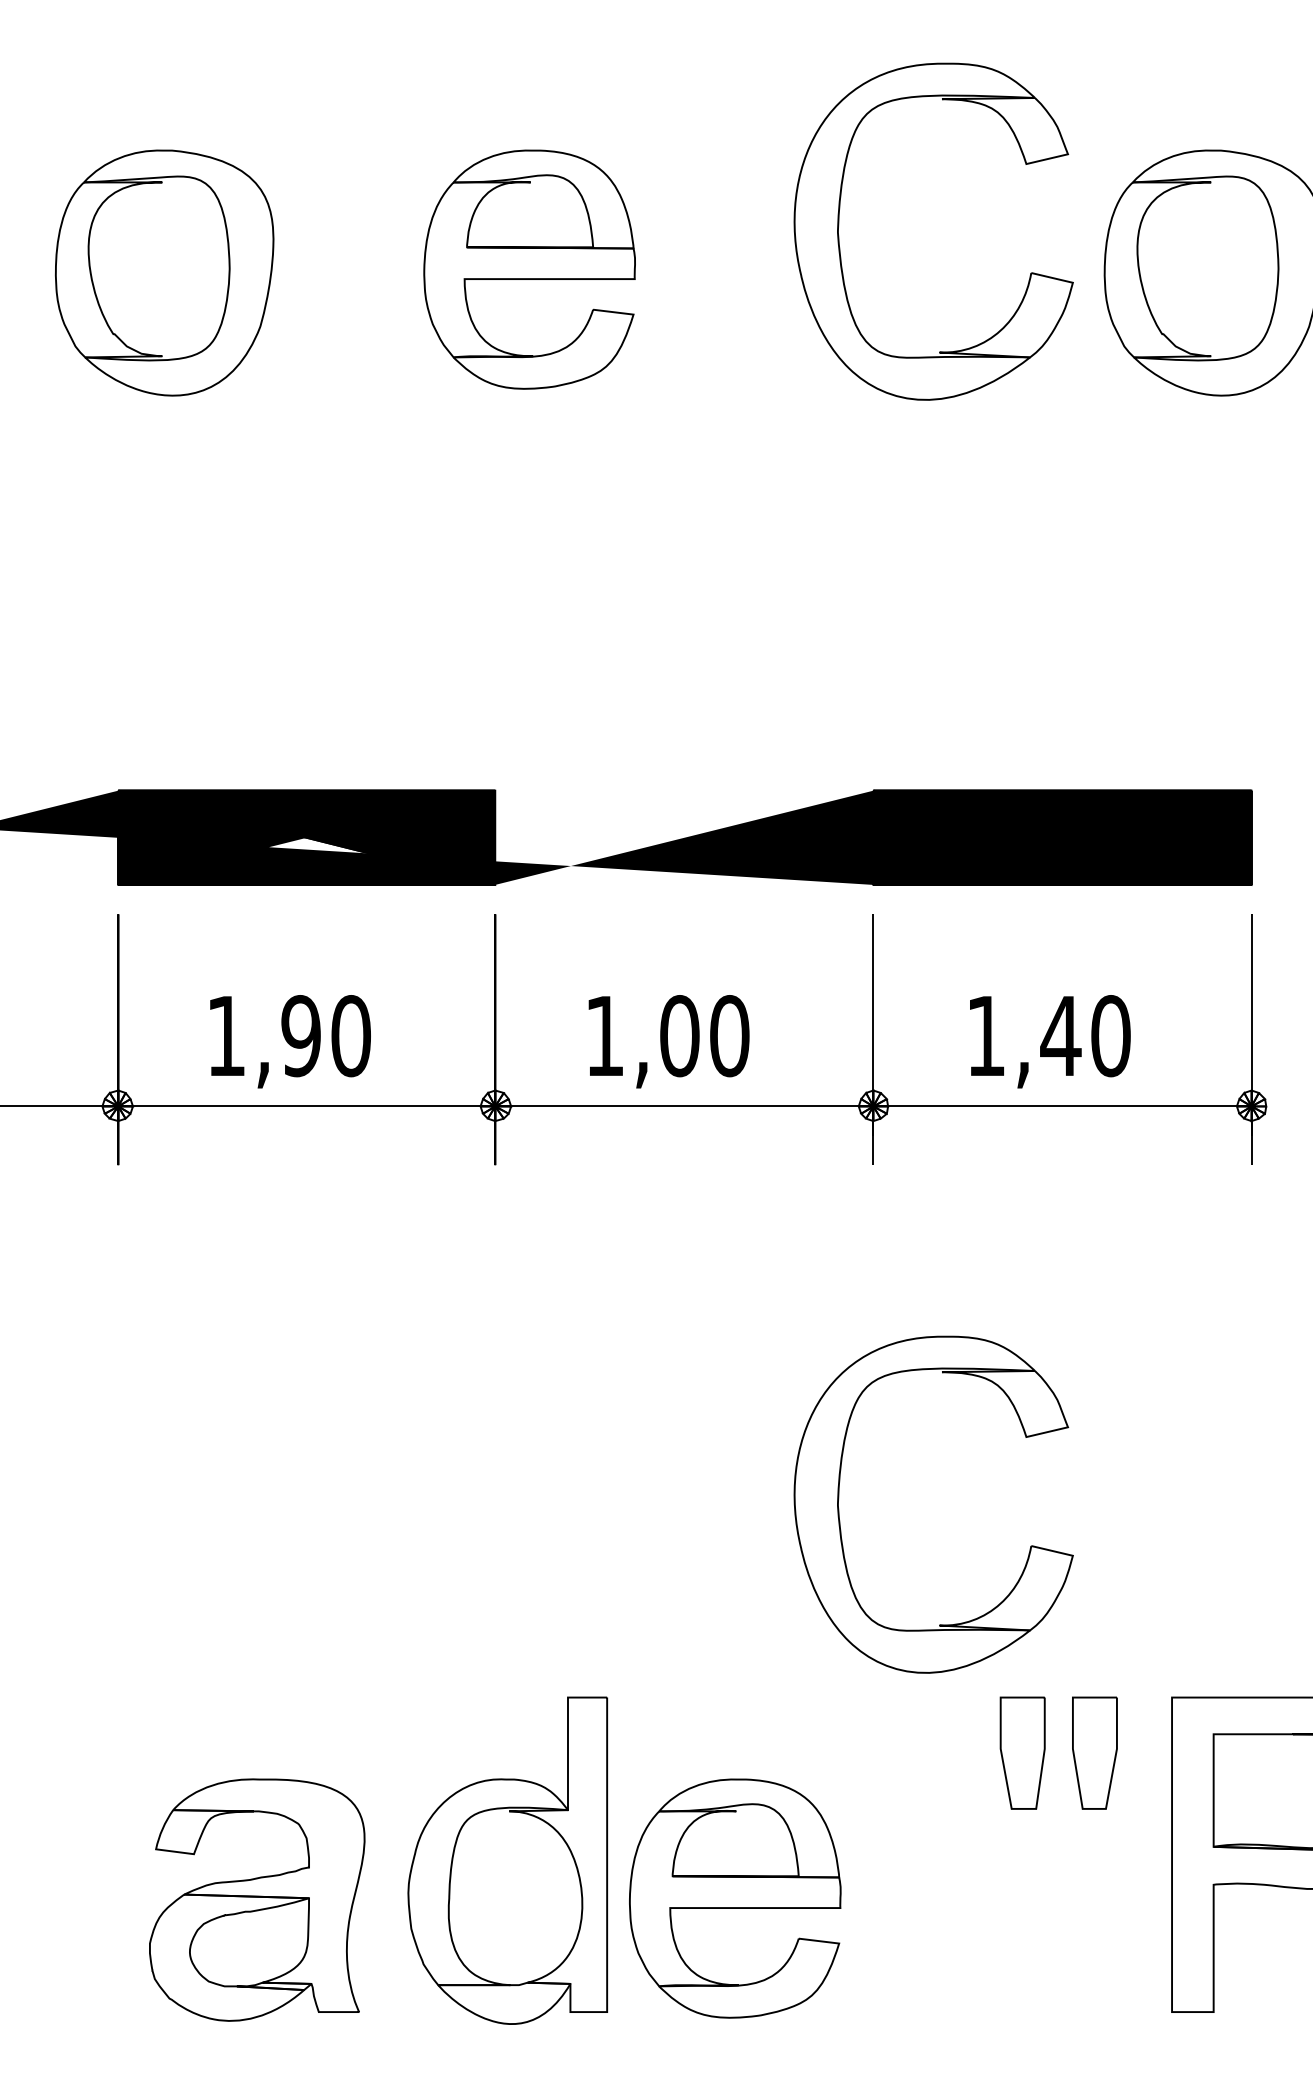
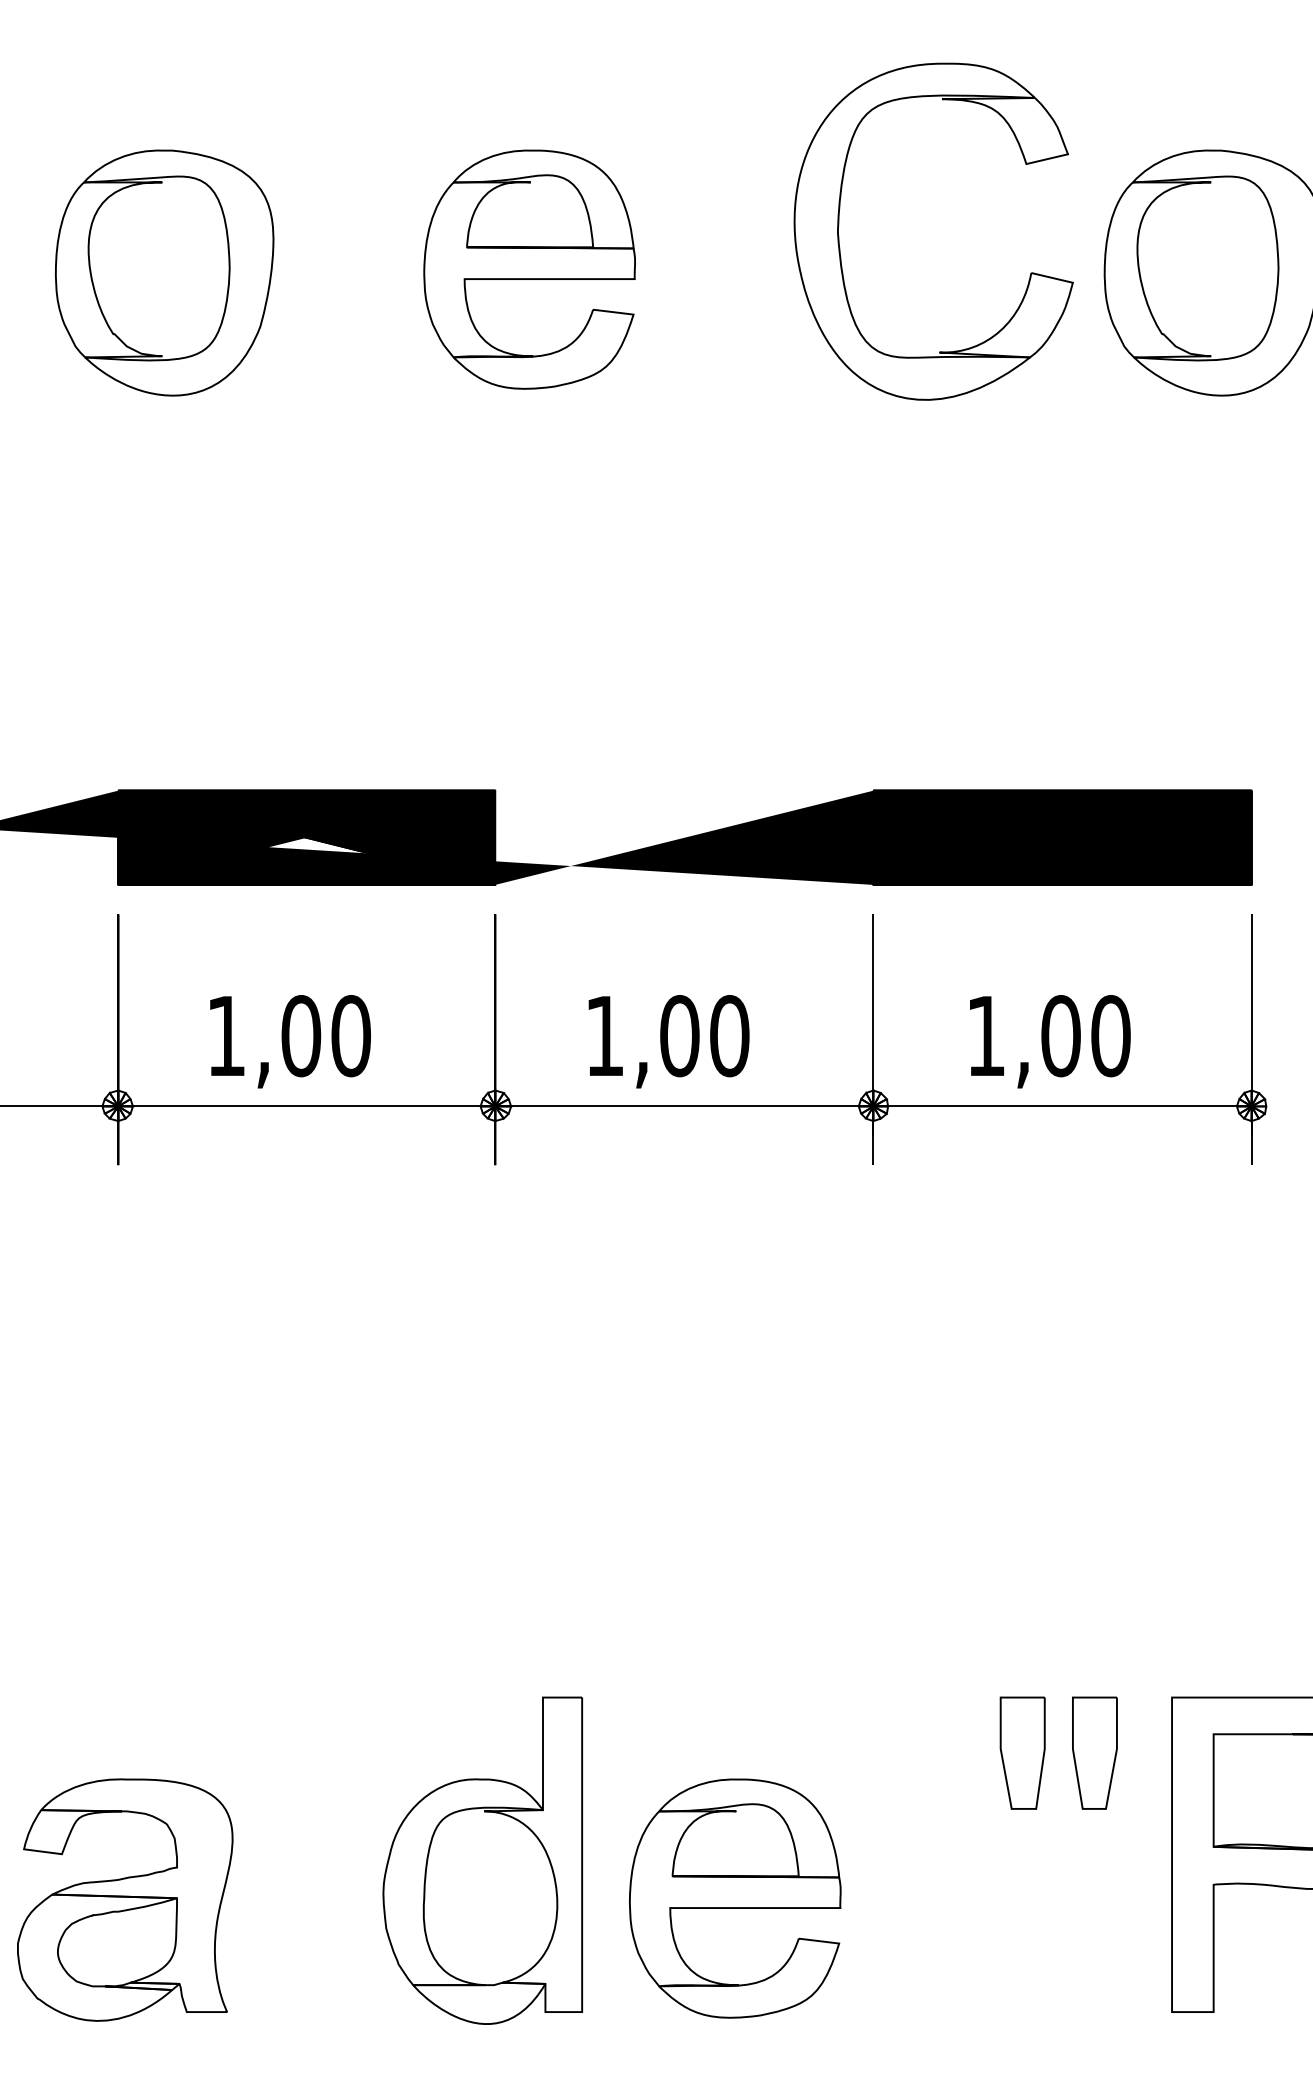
text: 1,90 -> 1,00 (301, 1036)
text: 1,40 -> 1,00 (1060, 1036)
part: present -> none (839, 1508)
part position: (507, 1860) -> (482, 1860) (482, 1860)
part position: (257, 1899) -> (125, 1899) (125, 1899)
